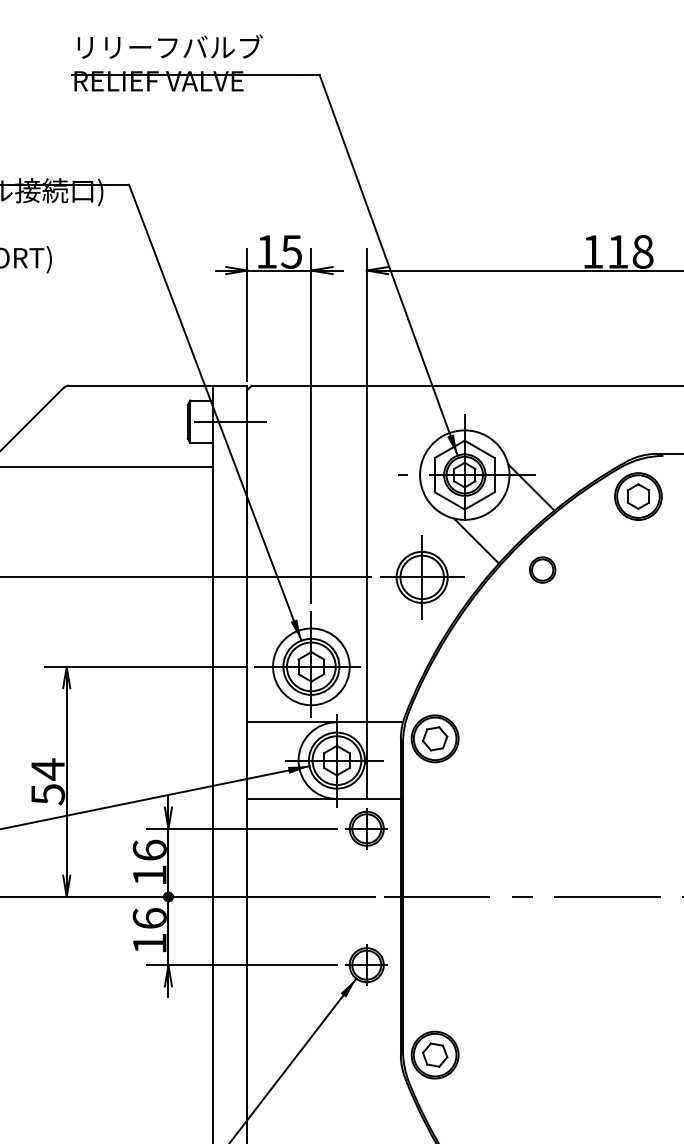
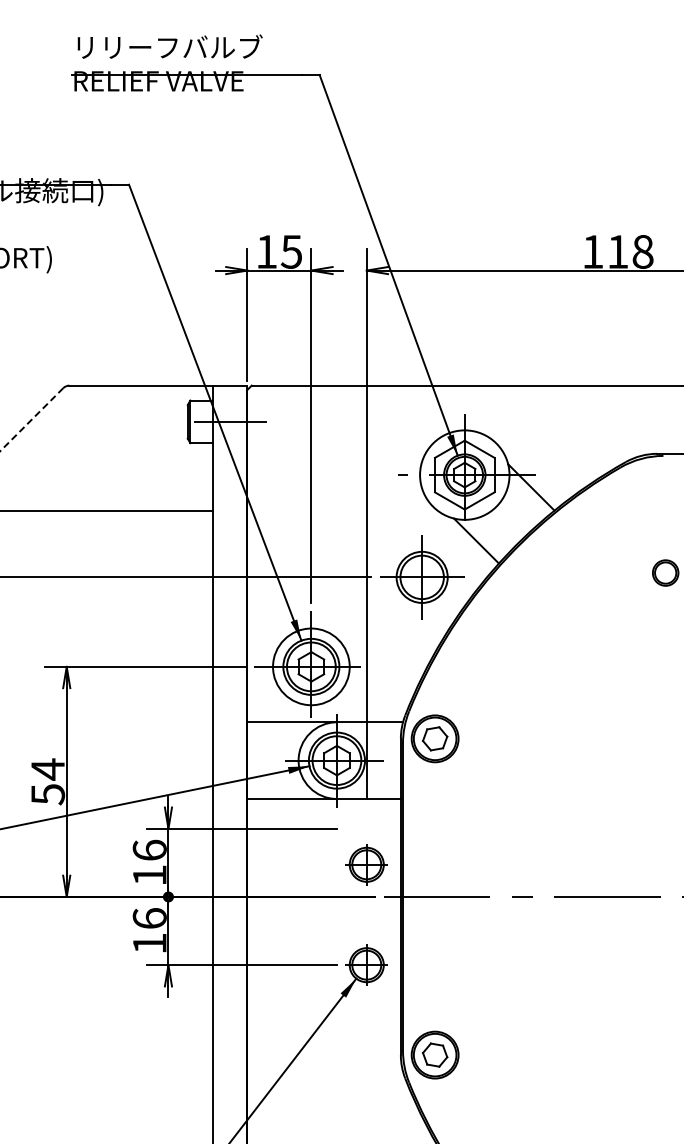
line: solid -> dashed (31, 419)
line position: (107, 466) -> (107, 510) (107, 510)
part: present -> none (638, 496)
part position: (542, 569) -> (665, 572) (665, 572)
part position: (366, 828) -> (366, 864) (366, 864)
